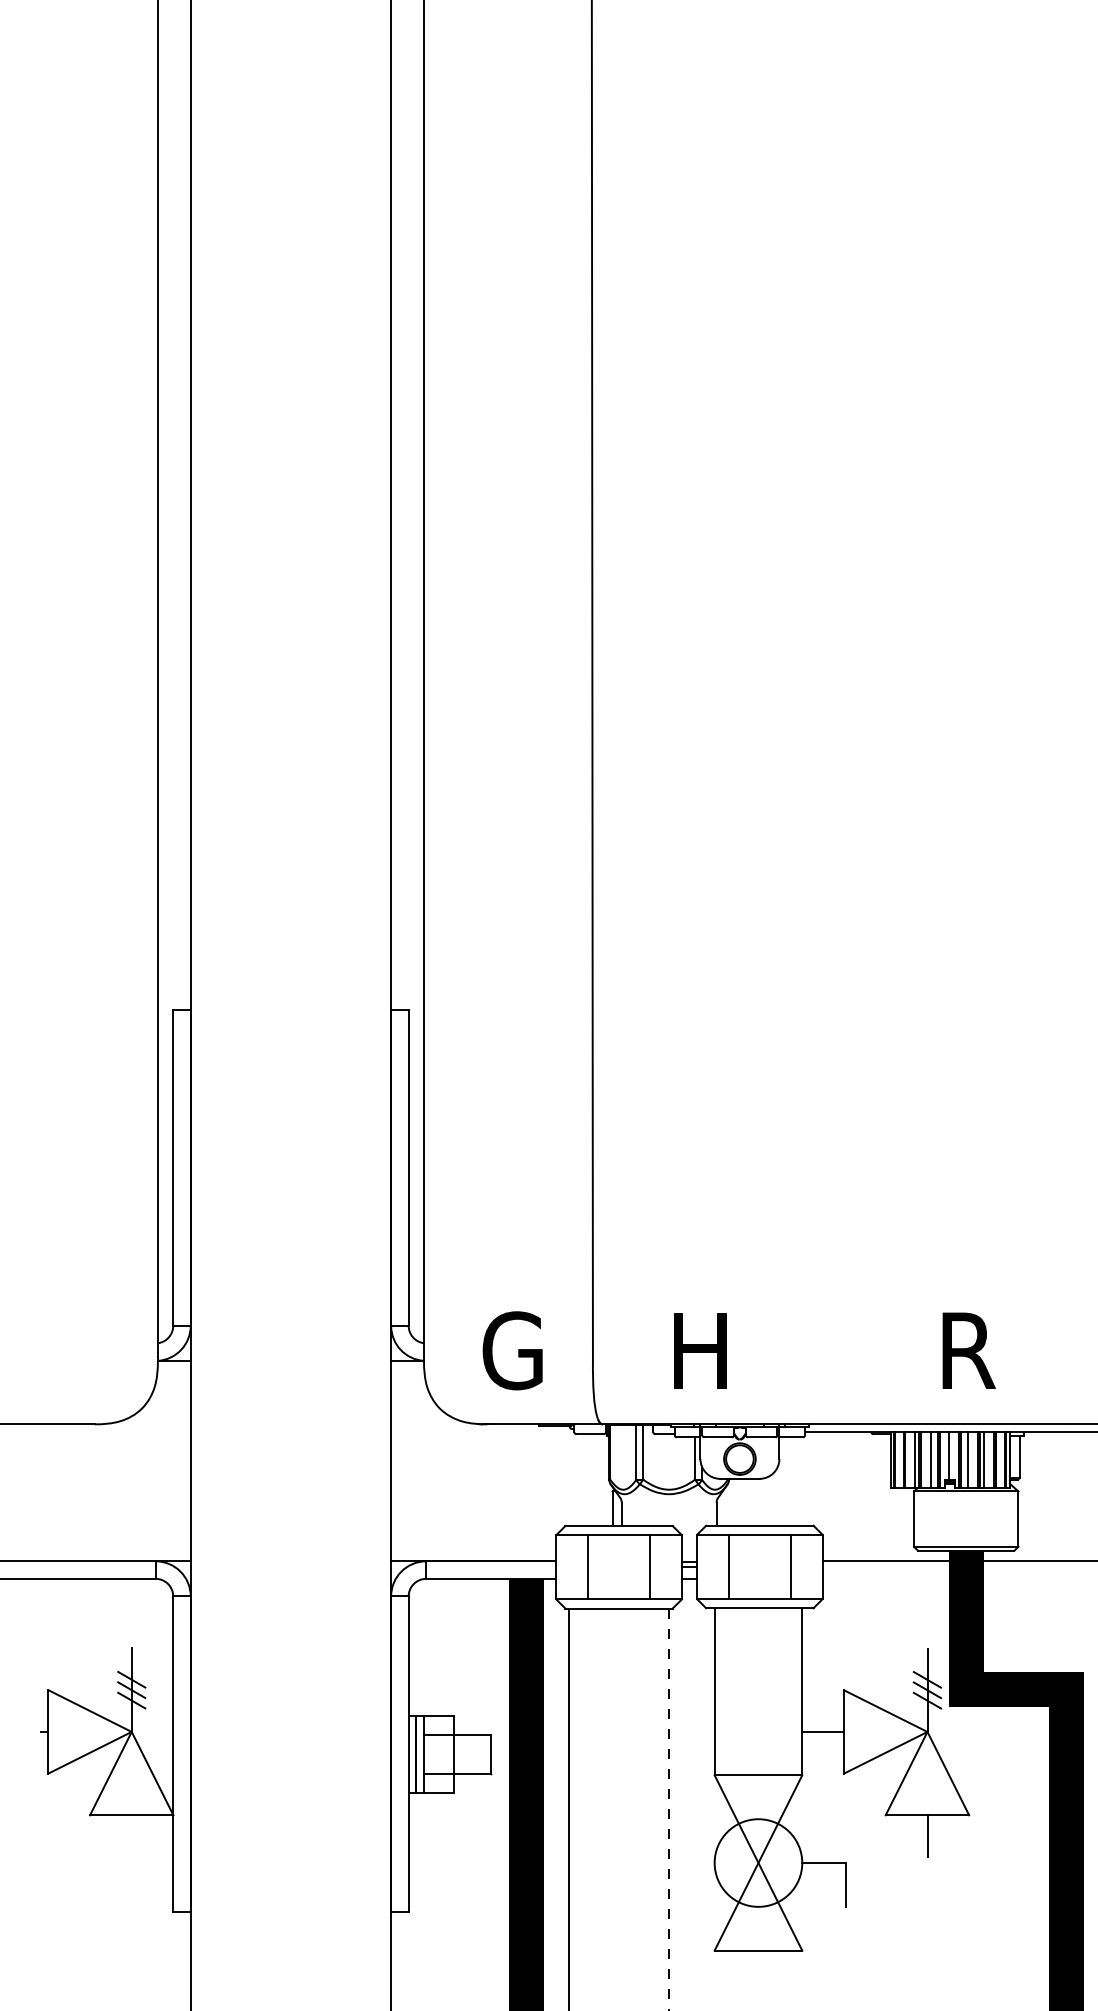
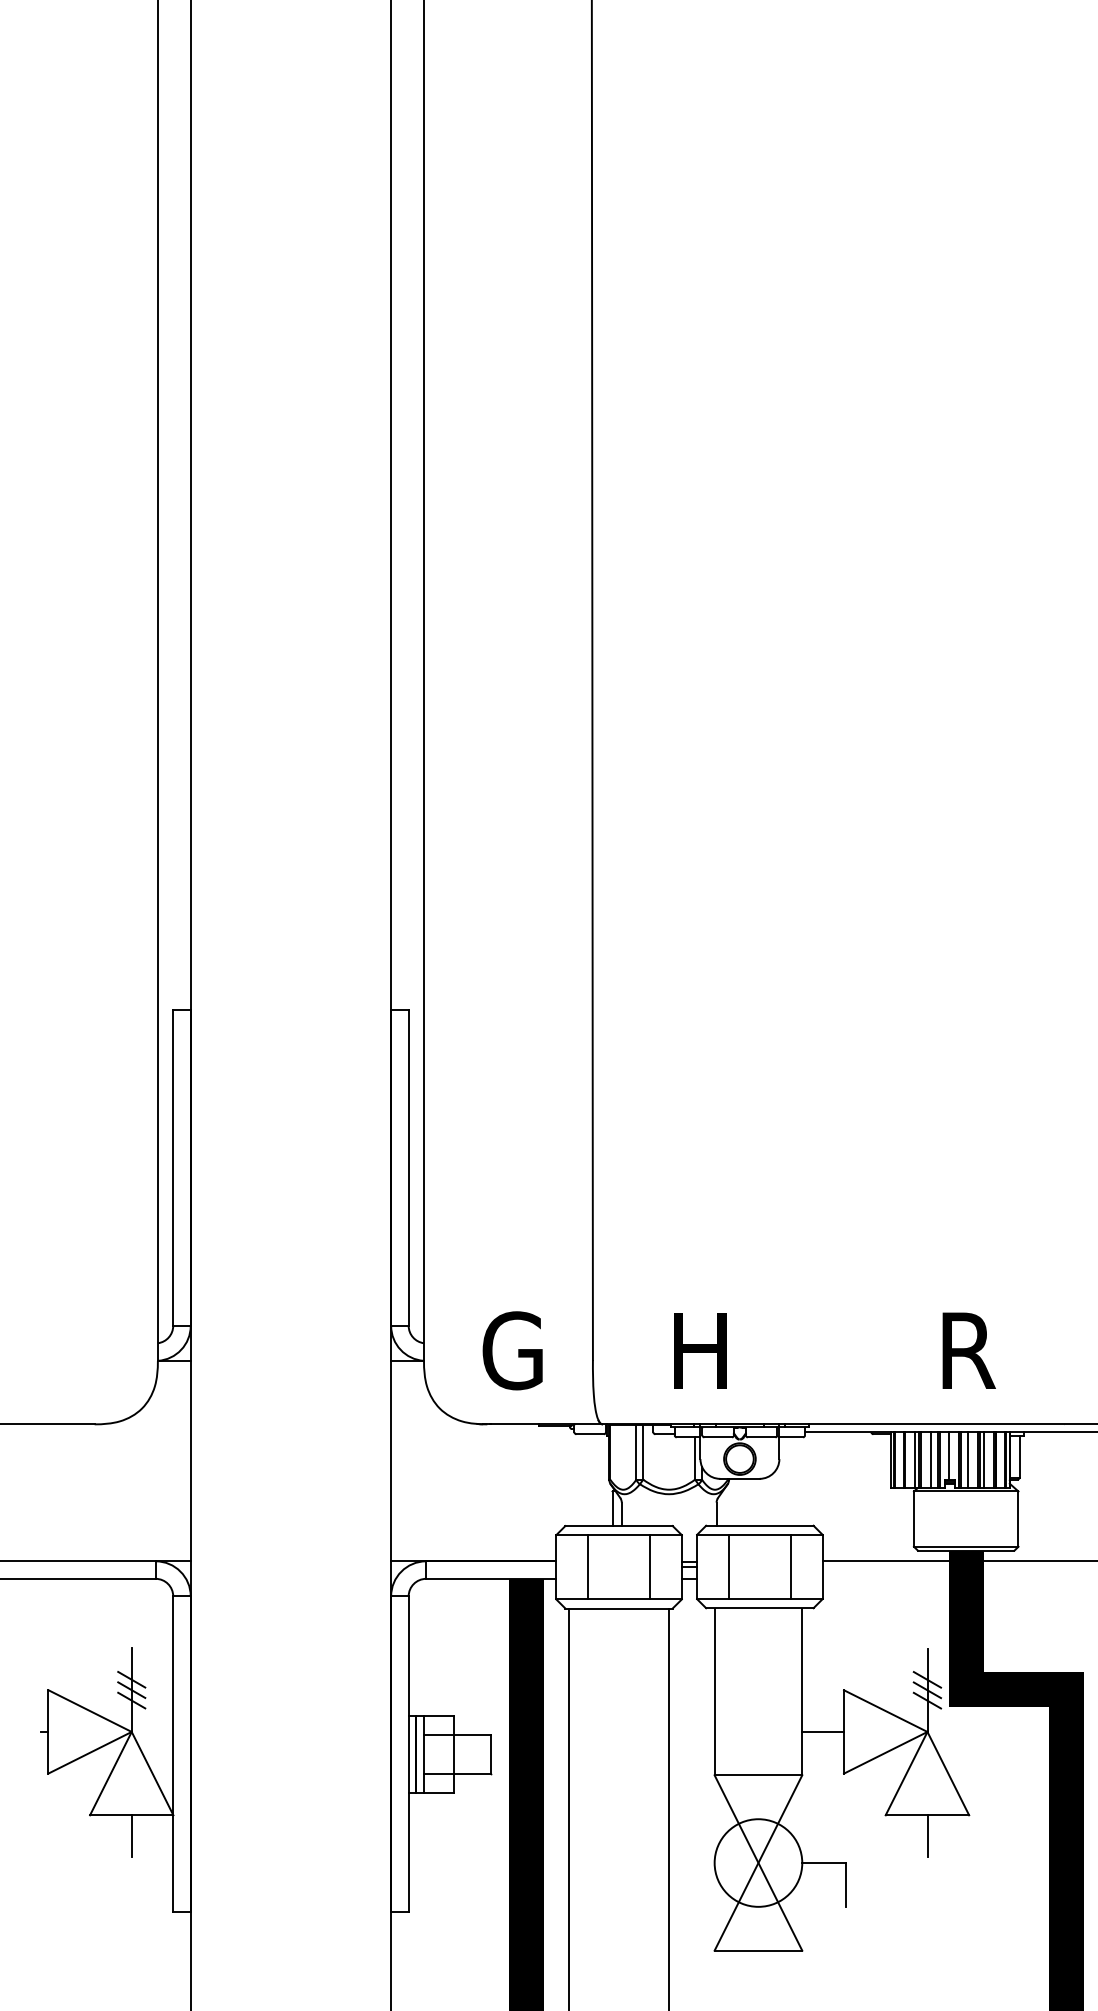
line: dashed -> solid (669, 1809)
line: none -> present (131, 1835)
